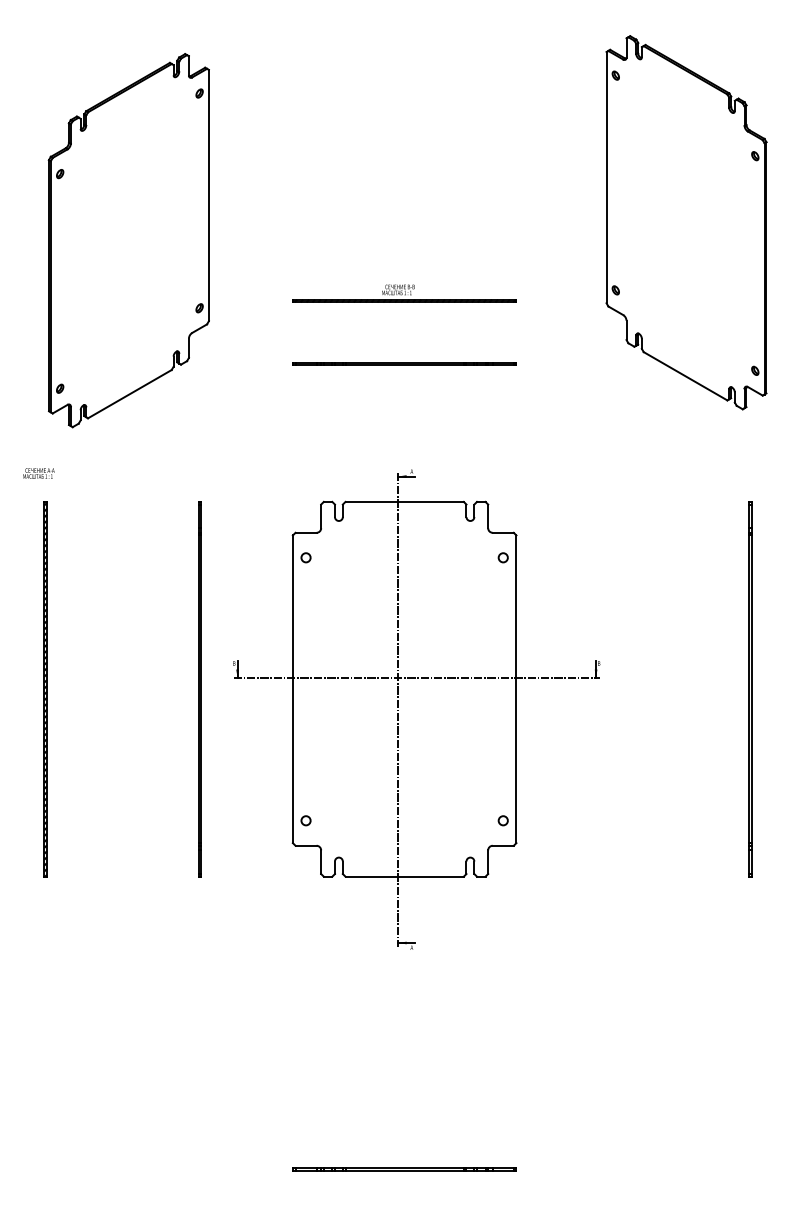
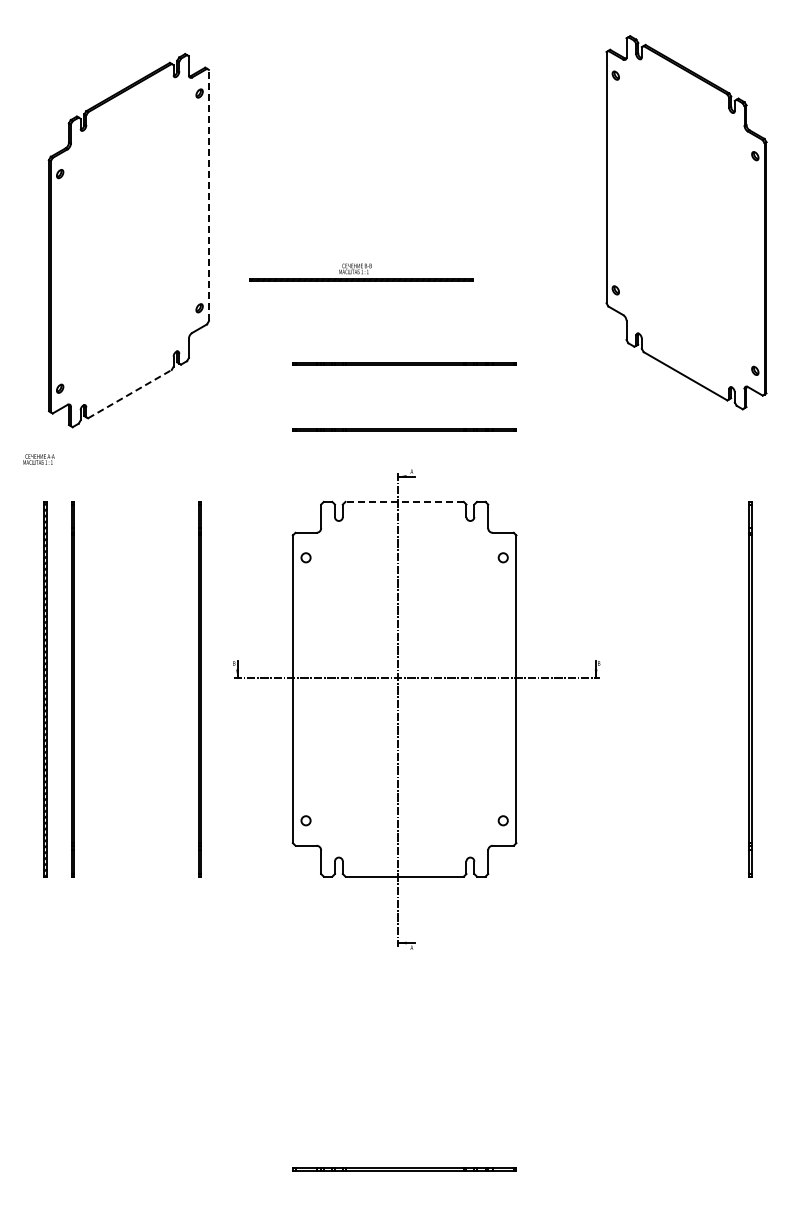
line: solid -> dashed (208, 195)
part position: (404, 293) -> (361, 272) (361, 272)
line: solid -> dashed (130, 393)
line: none -> present (404, 429)
text position: (38, 473) -> (38, 459) (38, 459)
line: solid -> dashed (404, 501)
line: none -> present (72, 689)
